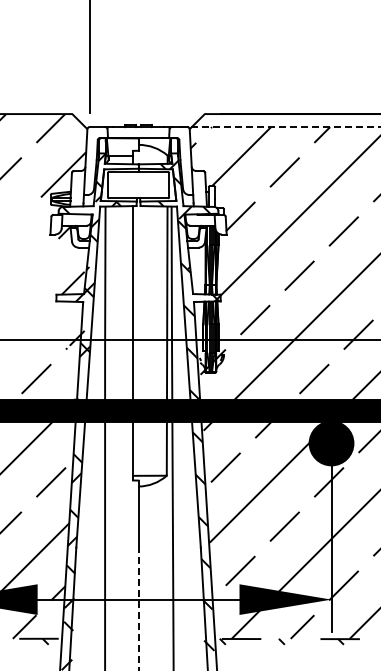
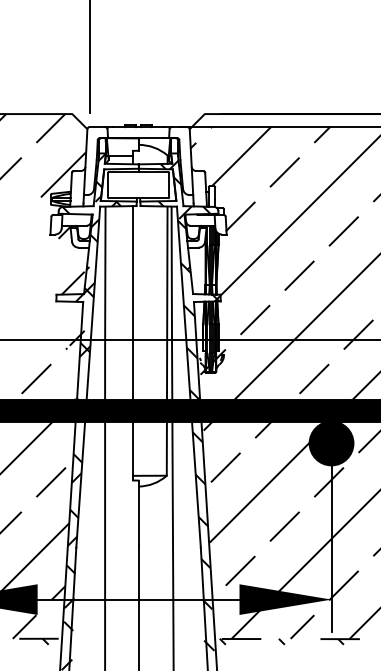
line: dashed -> solid (280, 127)
line: dashed -> solid (138, 608)
